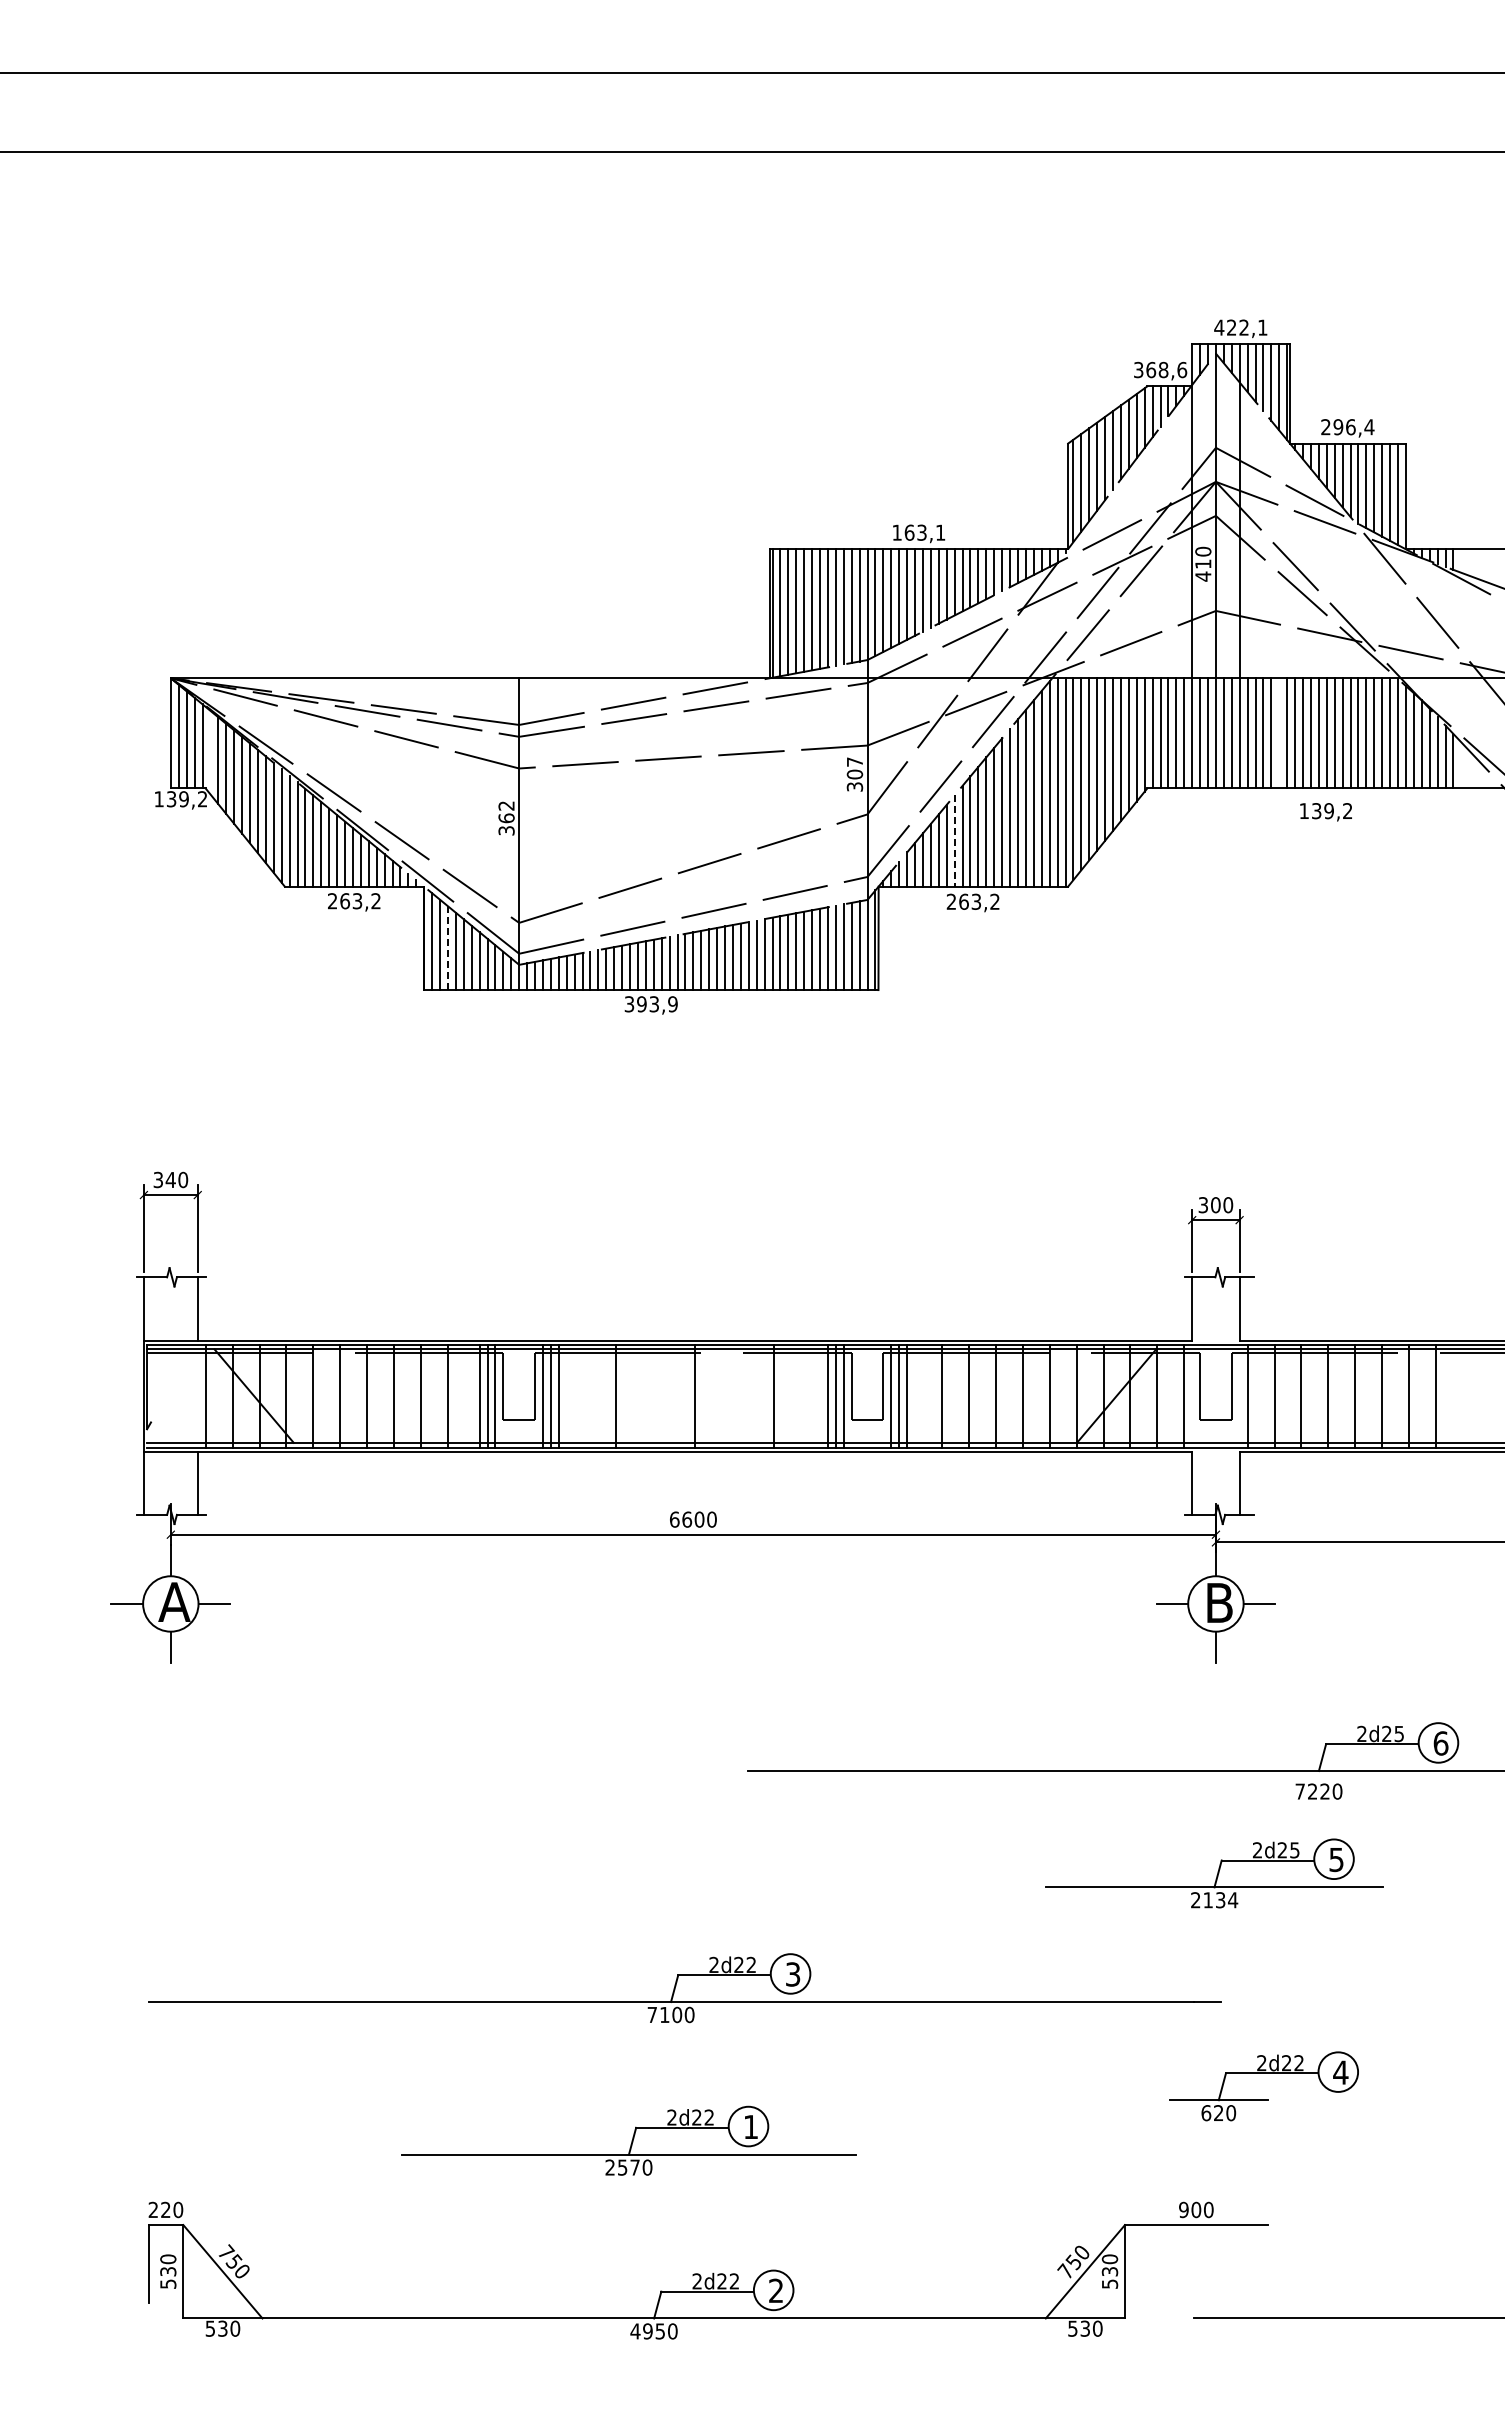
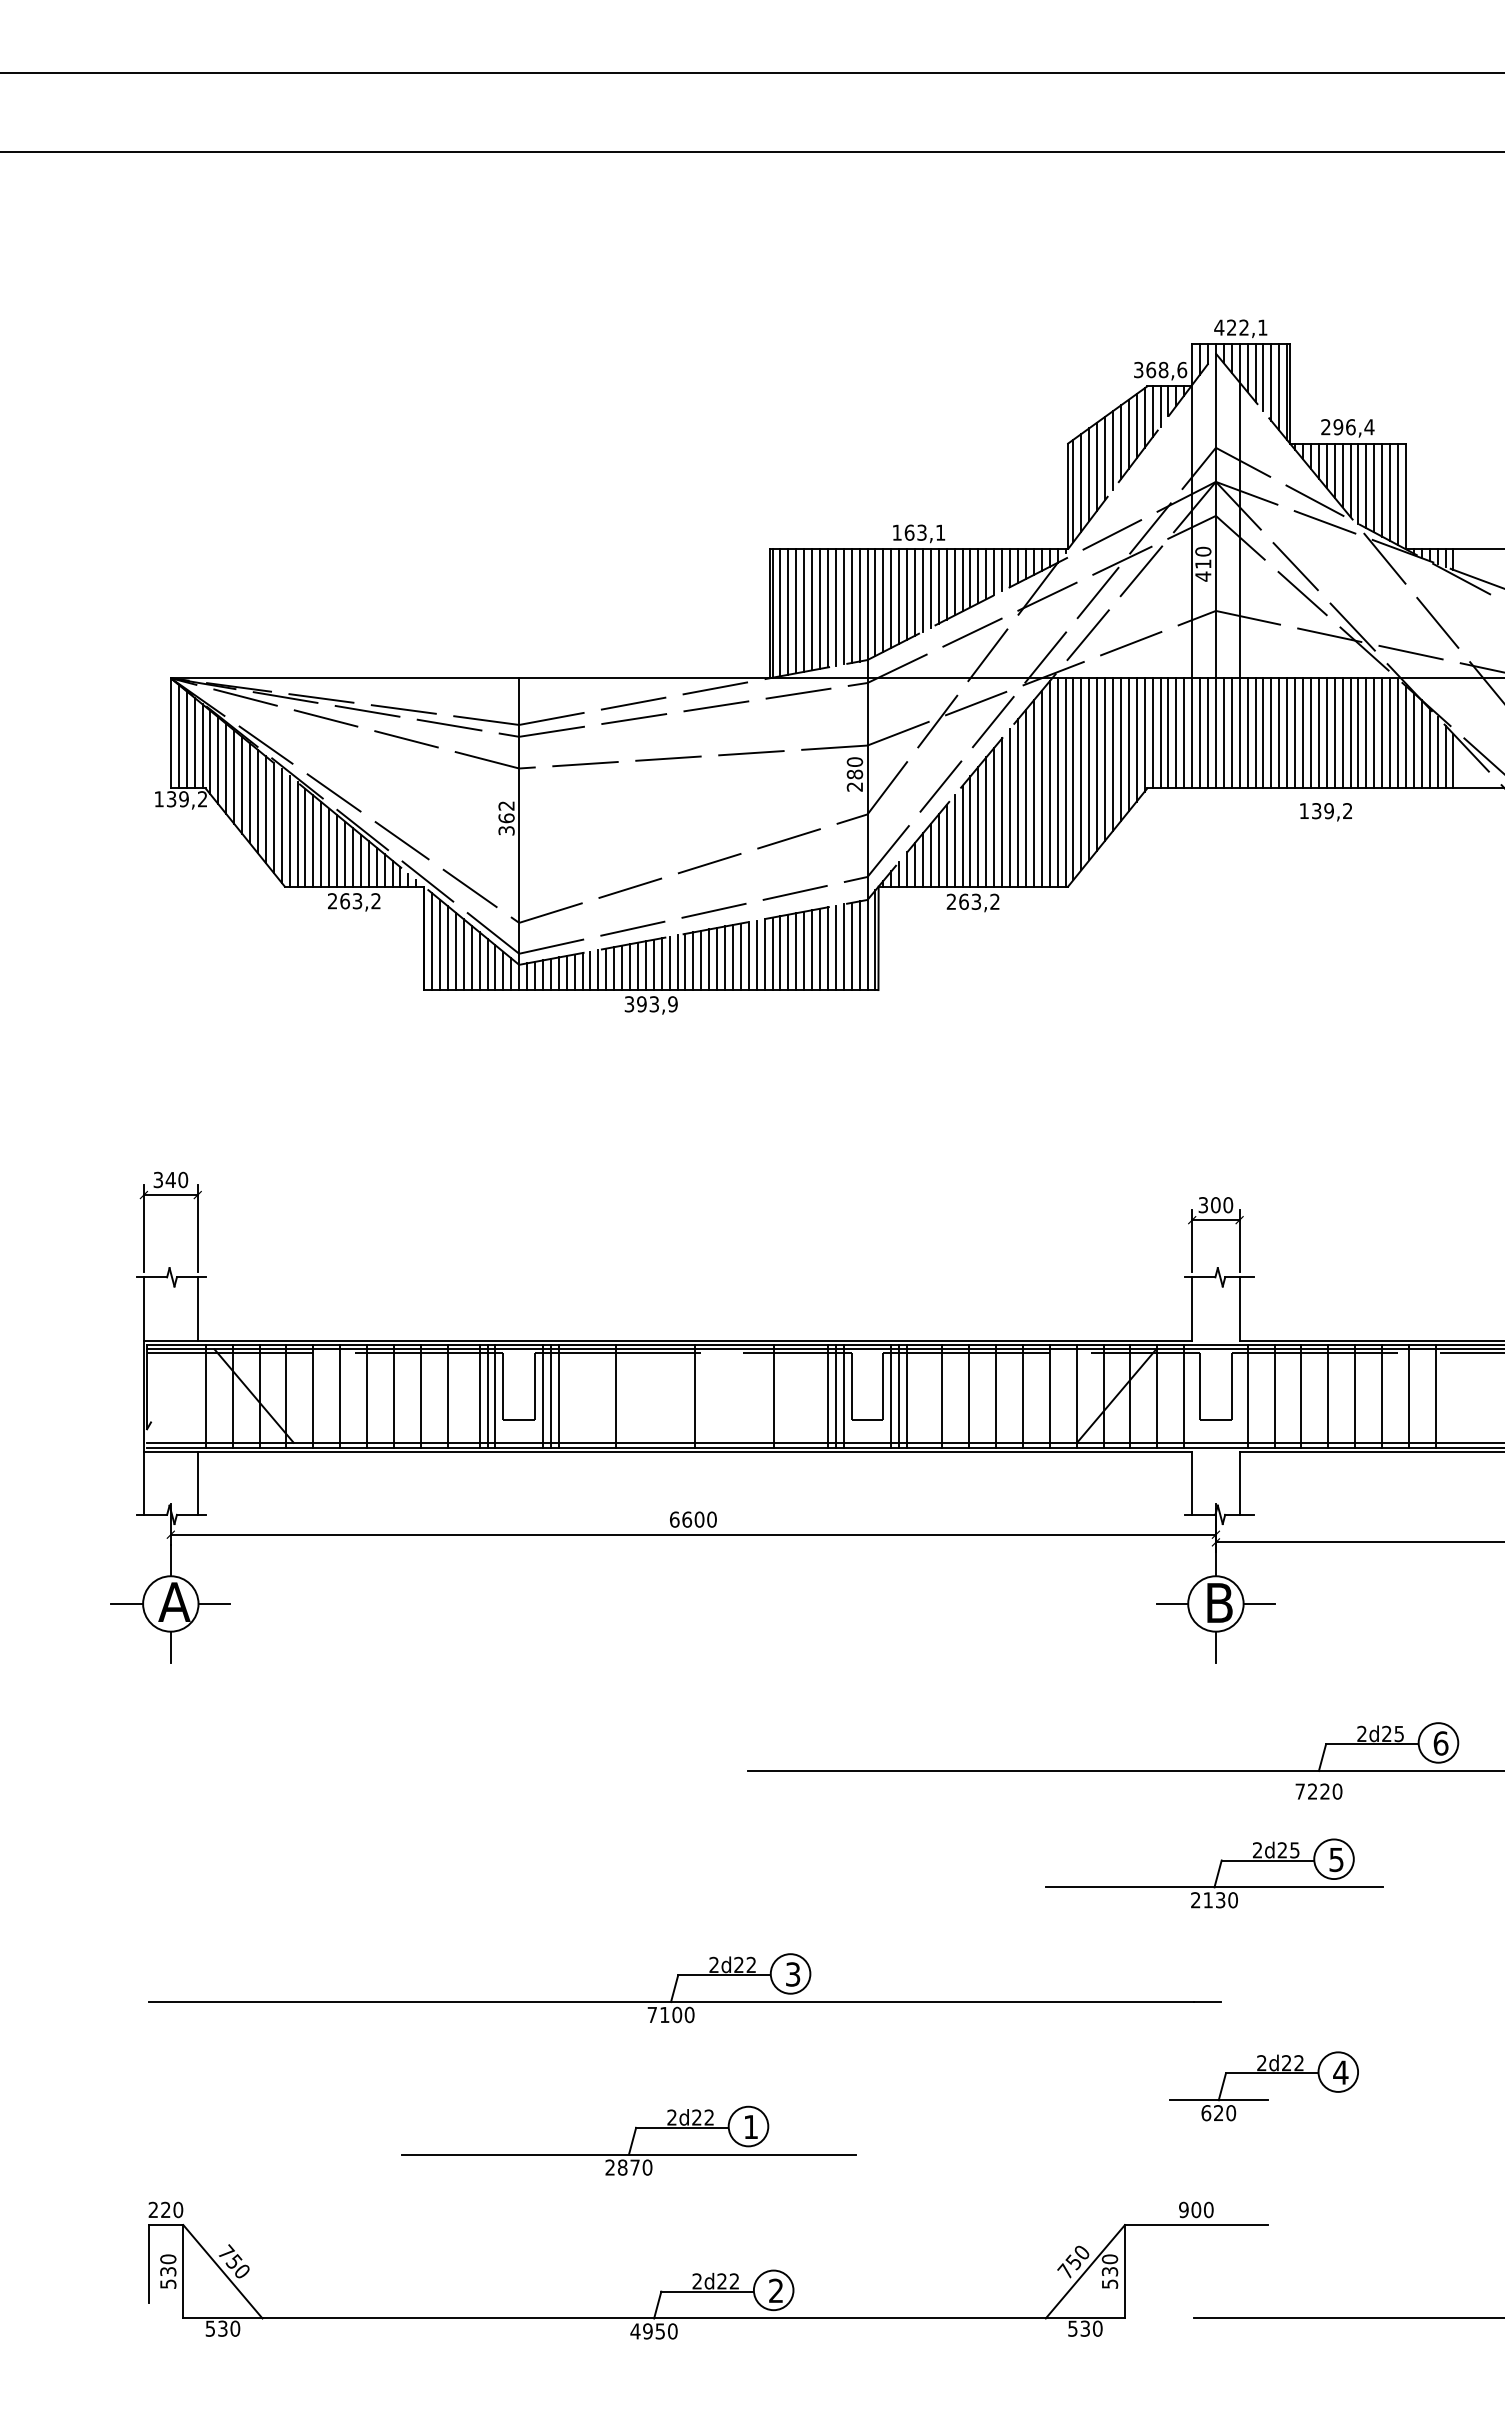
line: none -> present (1279, 733)
line: none -> present (210, 752)
text: 307 -> 280 (854, 774)
line: dashed -> solid (954, 841)
line: dashed -> solid (447, 948)
text: 2134 -> 2130 (1233, 1900)
text: 2570 -> 2870 (622, 2167)
